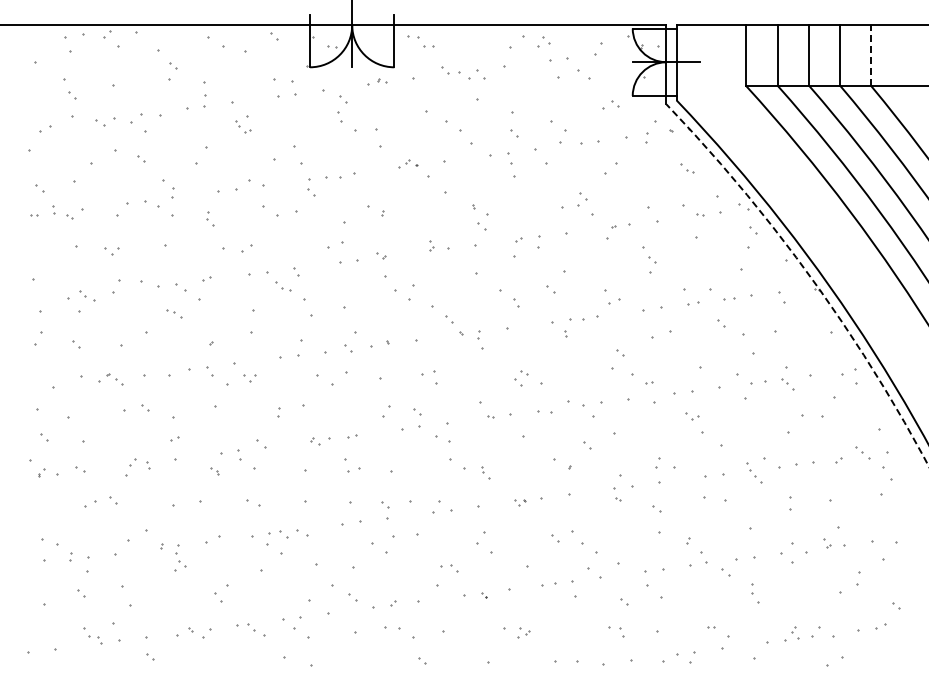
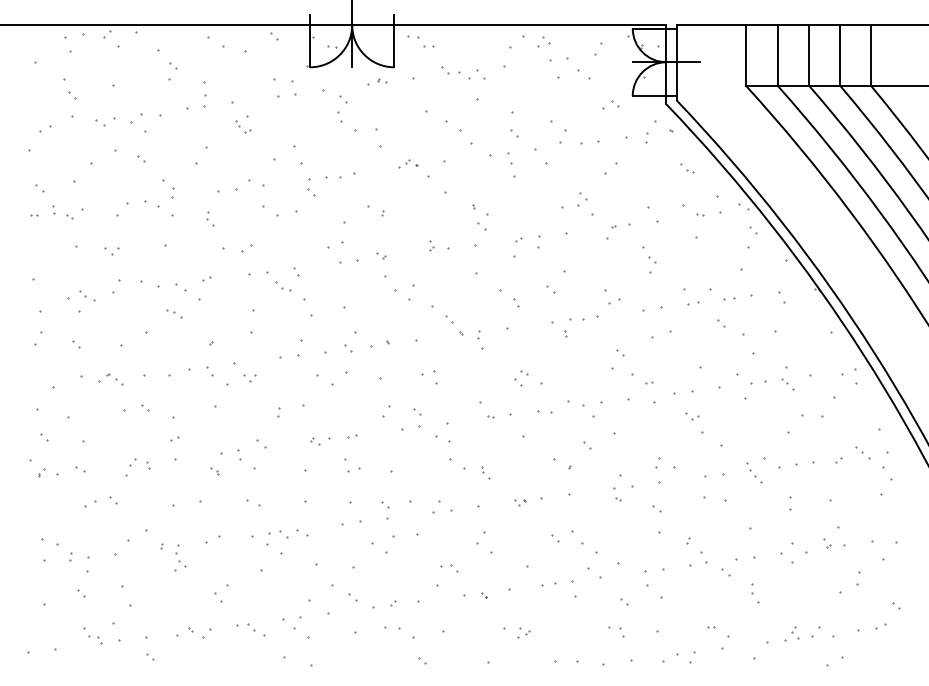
line: dashed -> solid (871, 55)
arc: dashed -> solid (809, 276)
